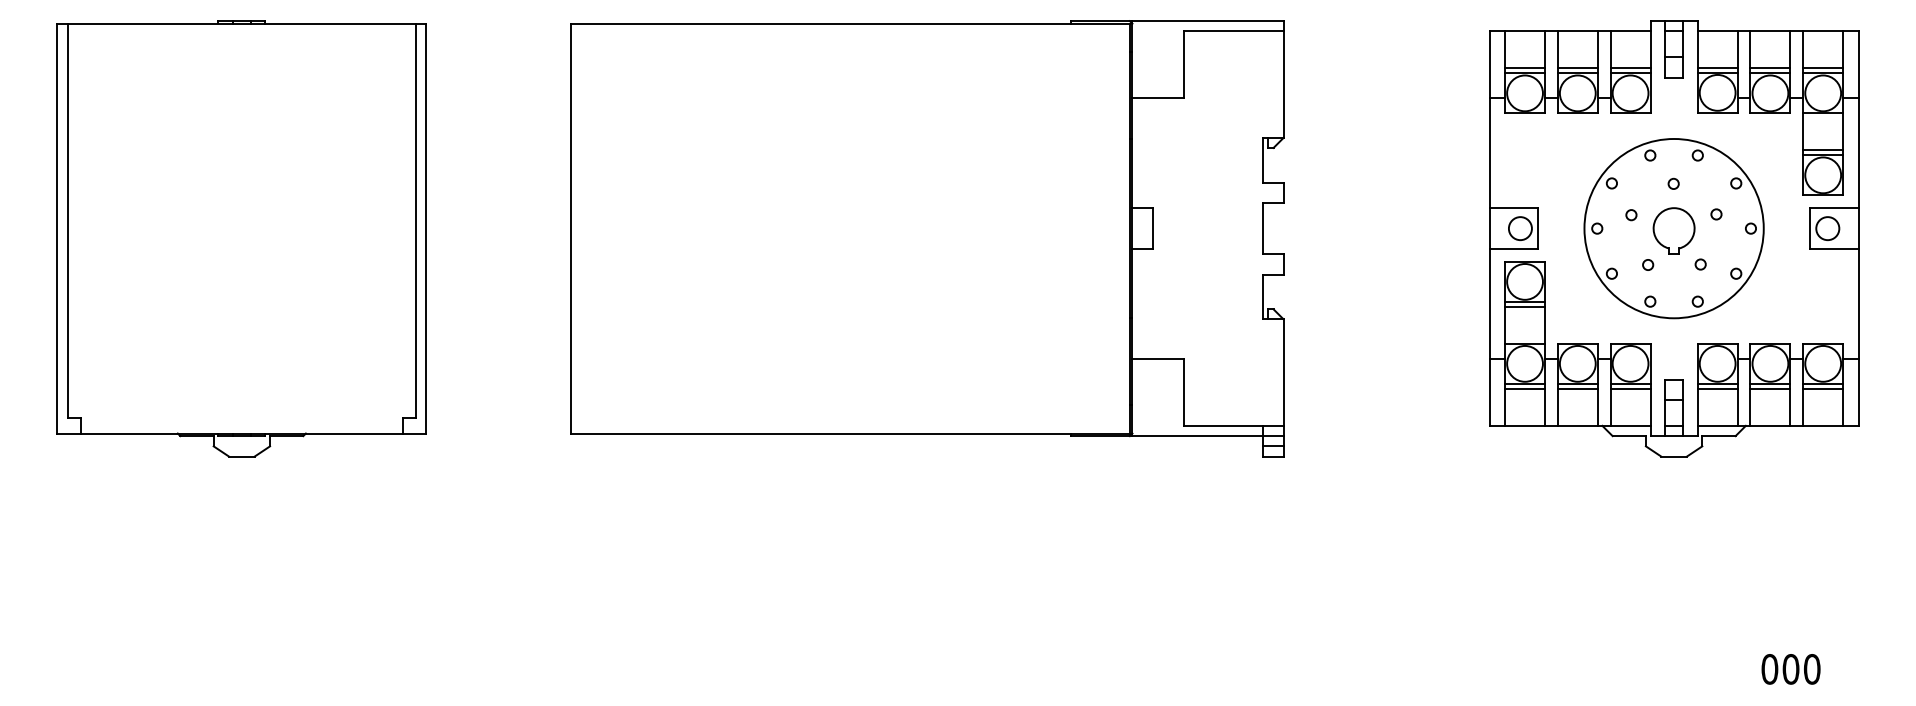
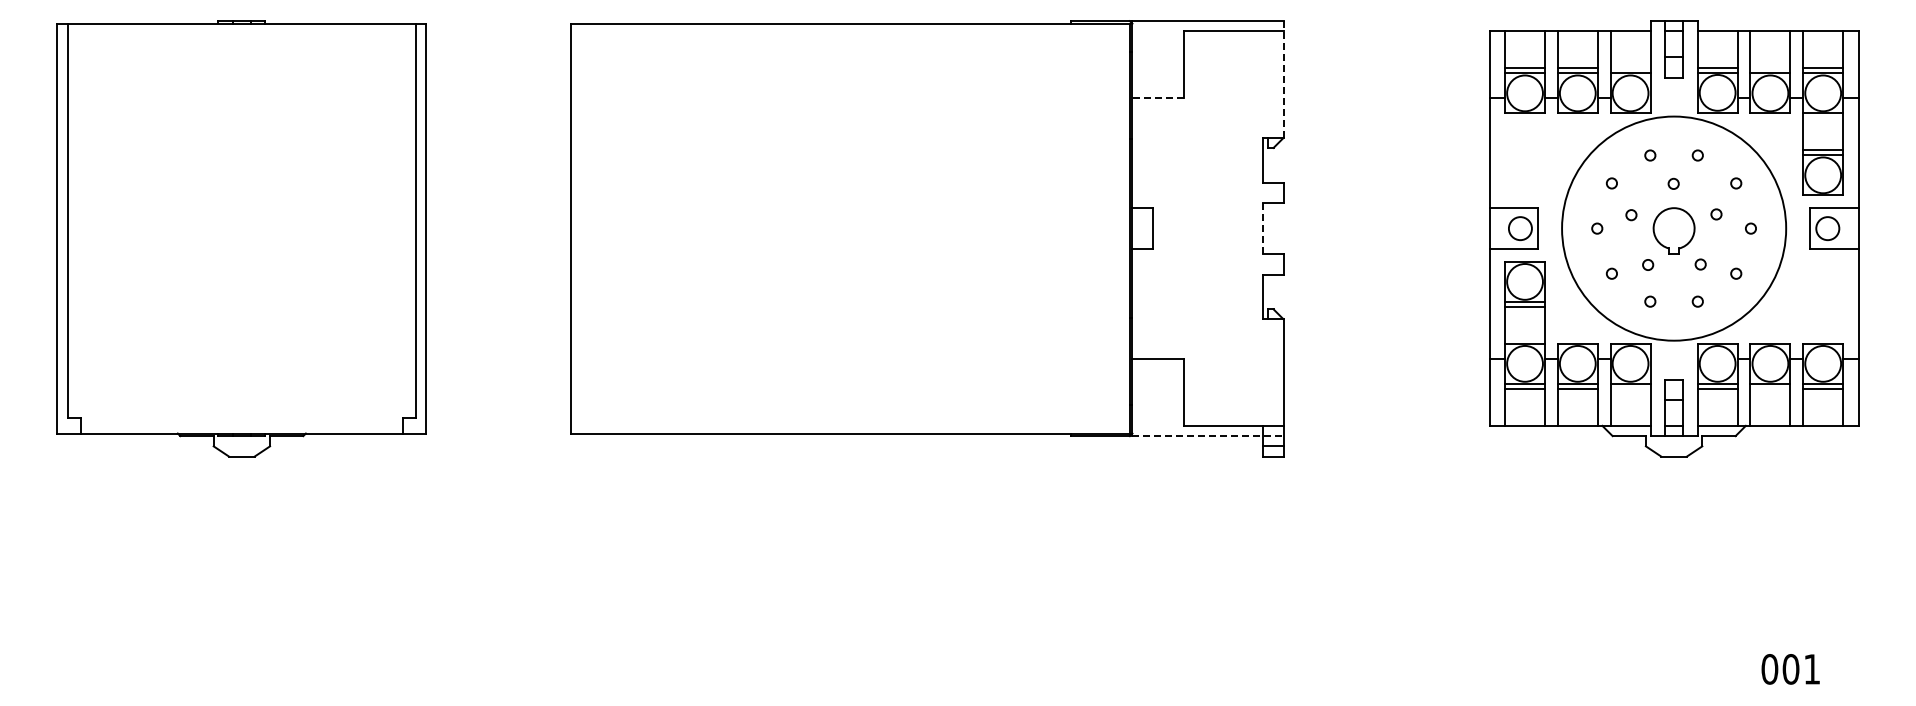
line: present -> none (1630, 68)
line: present -> none (1770, 68)
line: solid -> dashed (1283, 79)
line: solid -> dashed (1158, 98)
line: solid -> dashed (1263, 228)
circle diameter: 179 px -> 224 px (1674, 228)
line: present -> none (1630, 388)
line: present -> none (1770, 388)
line: solid -> dashed (1207, 436)
text: 000 -> 001 (1811, 669)
